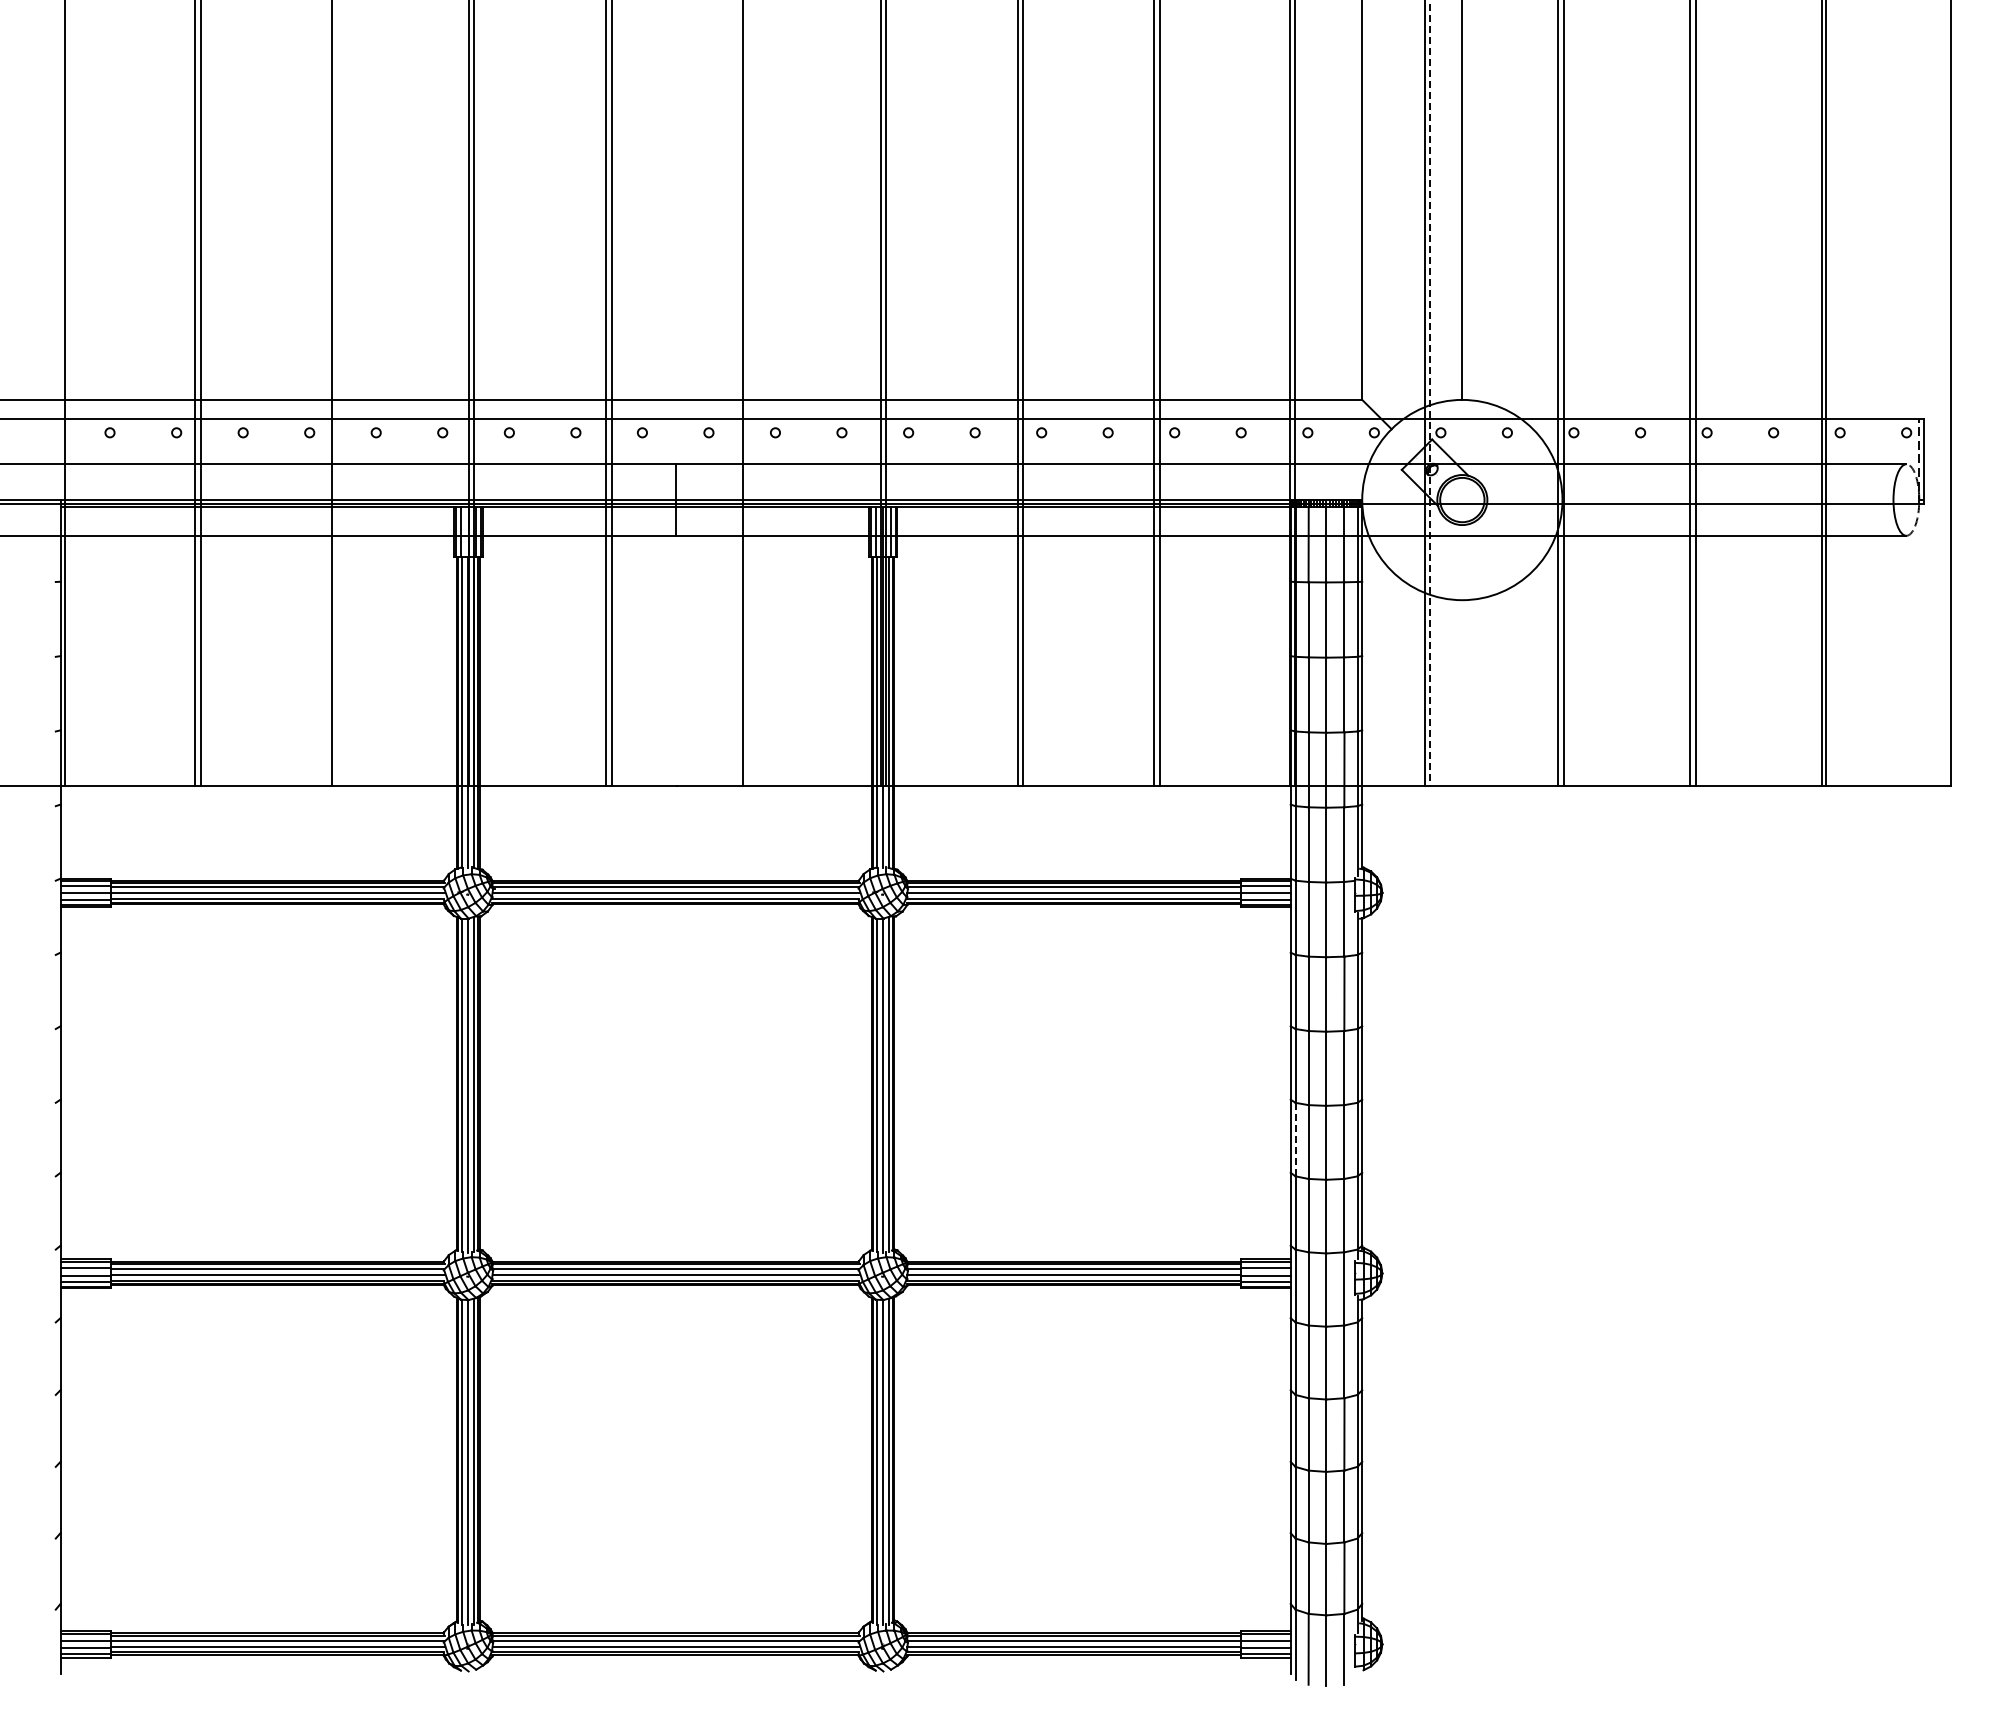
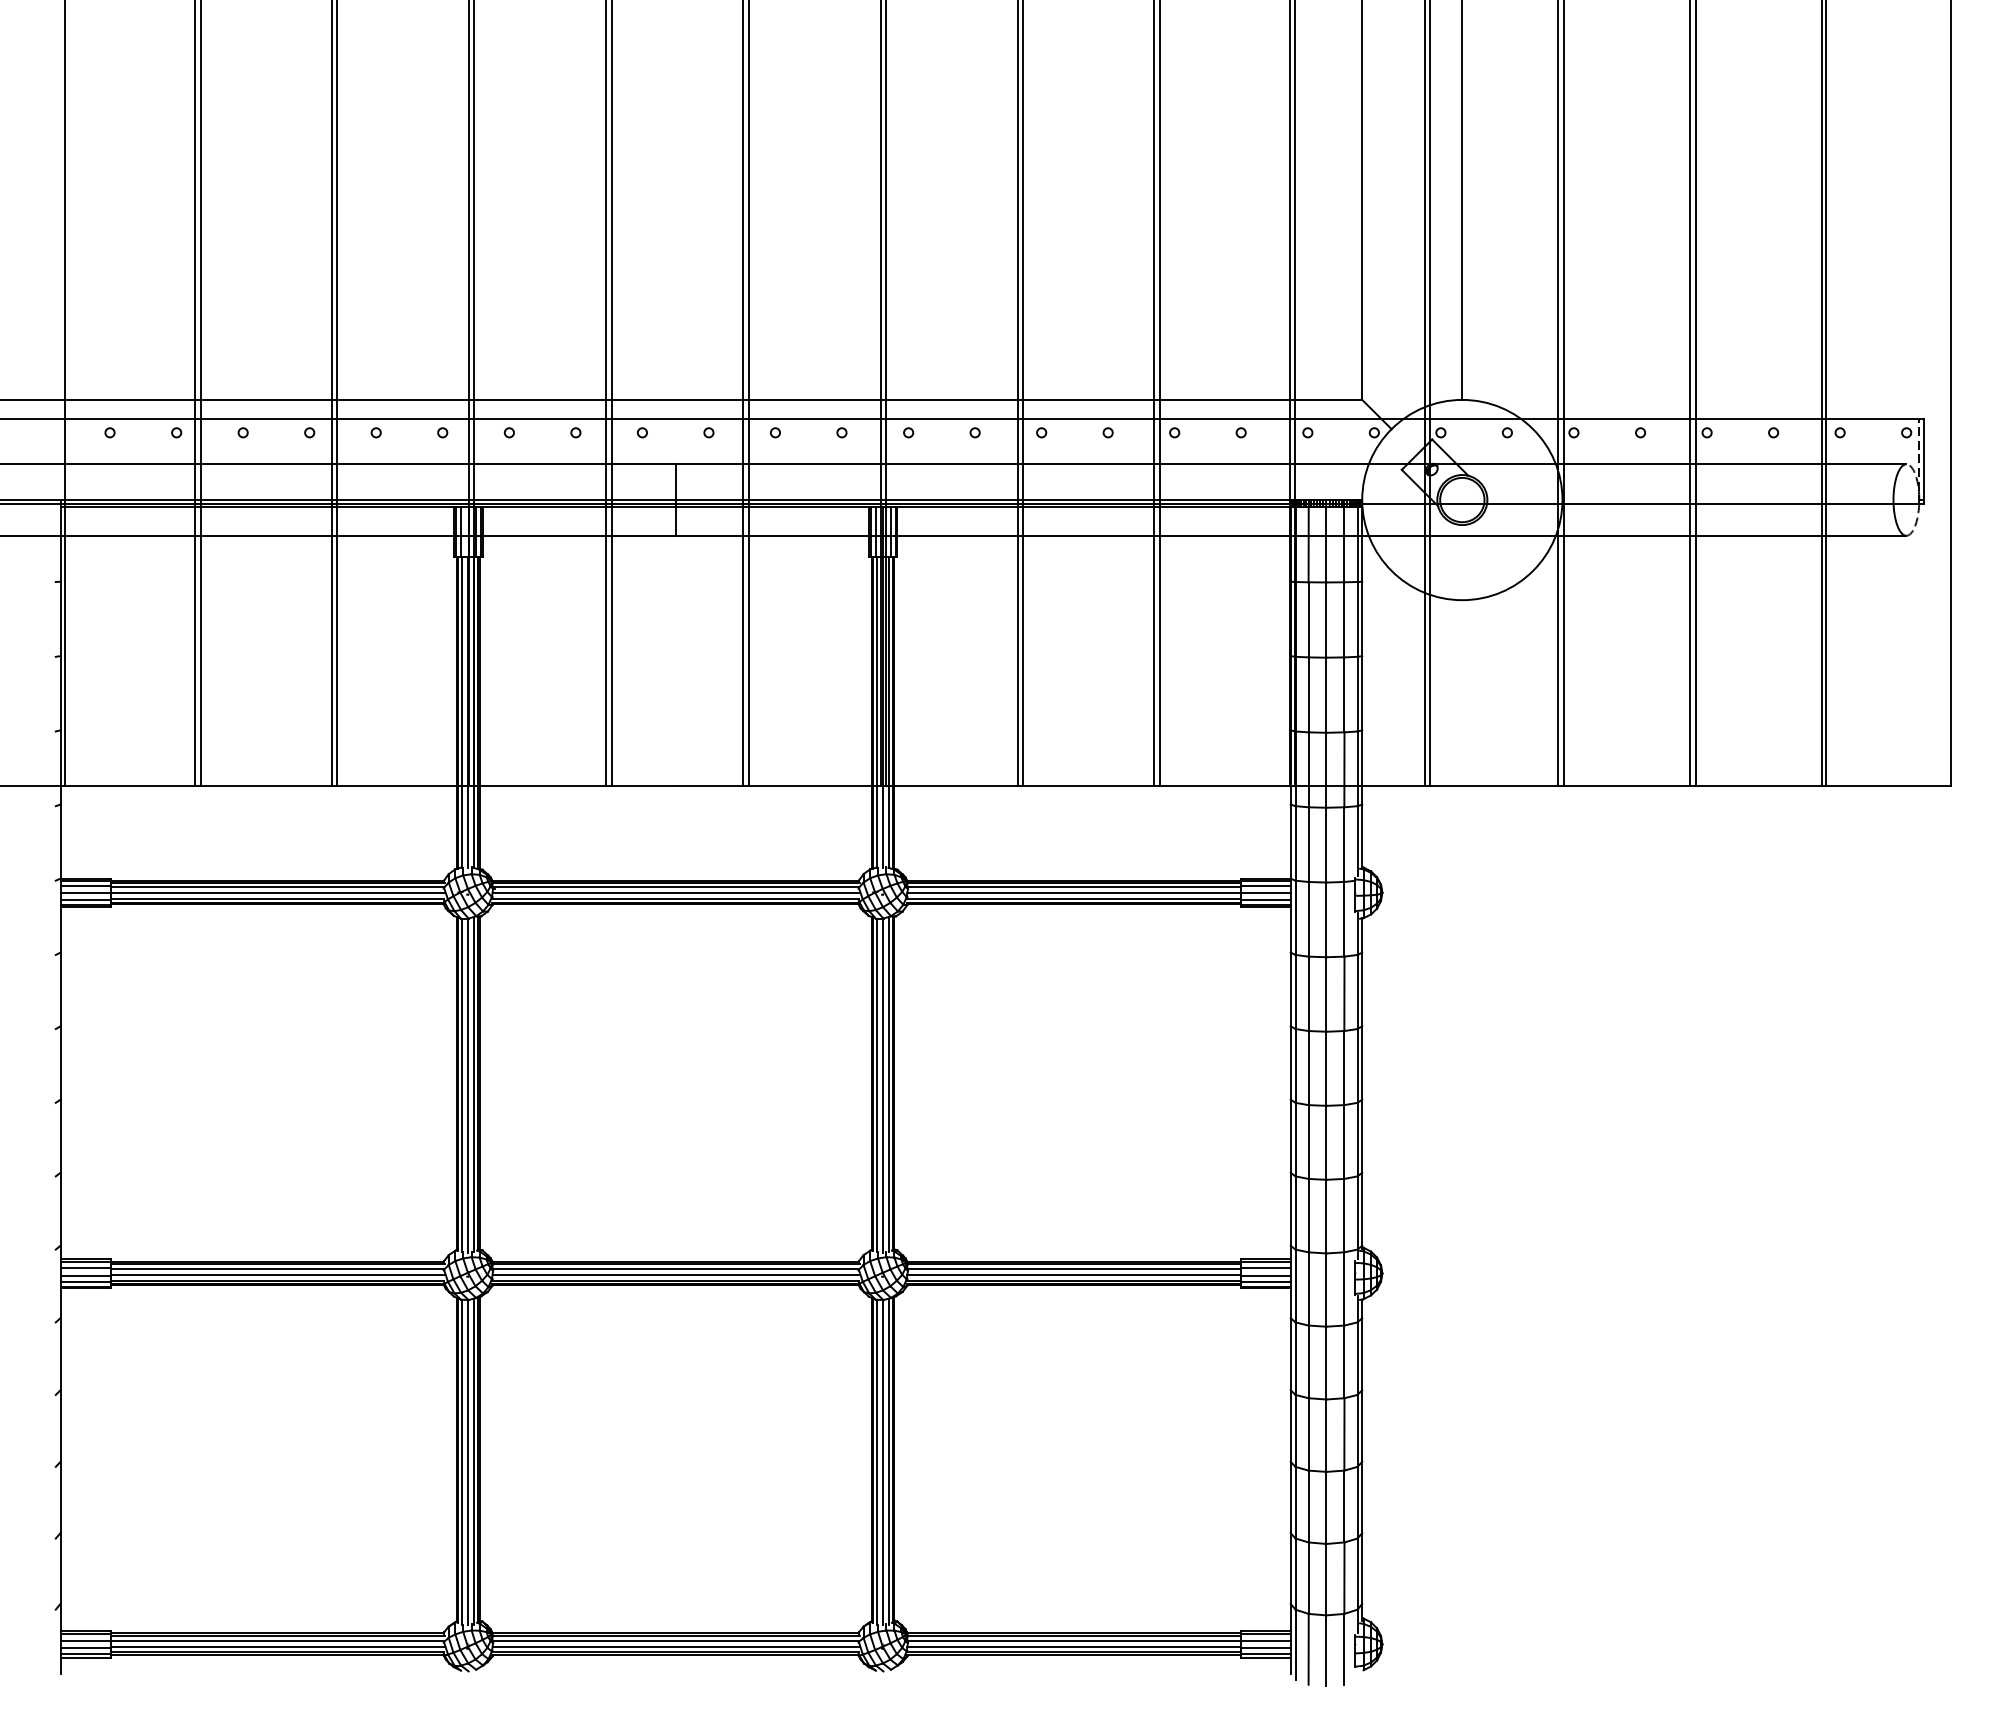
line: dashed -> solid (1430, 393)
line: none -> present (336, 394)
line: none -> present (749, 394)
line: dashed -> solid (1295, 1139)
